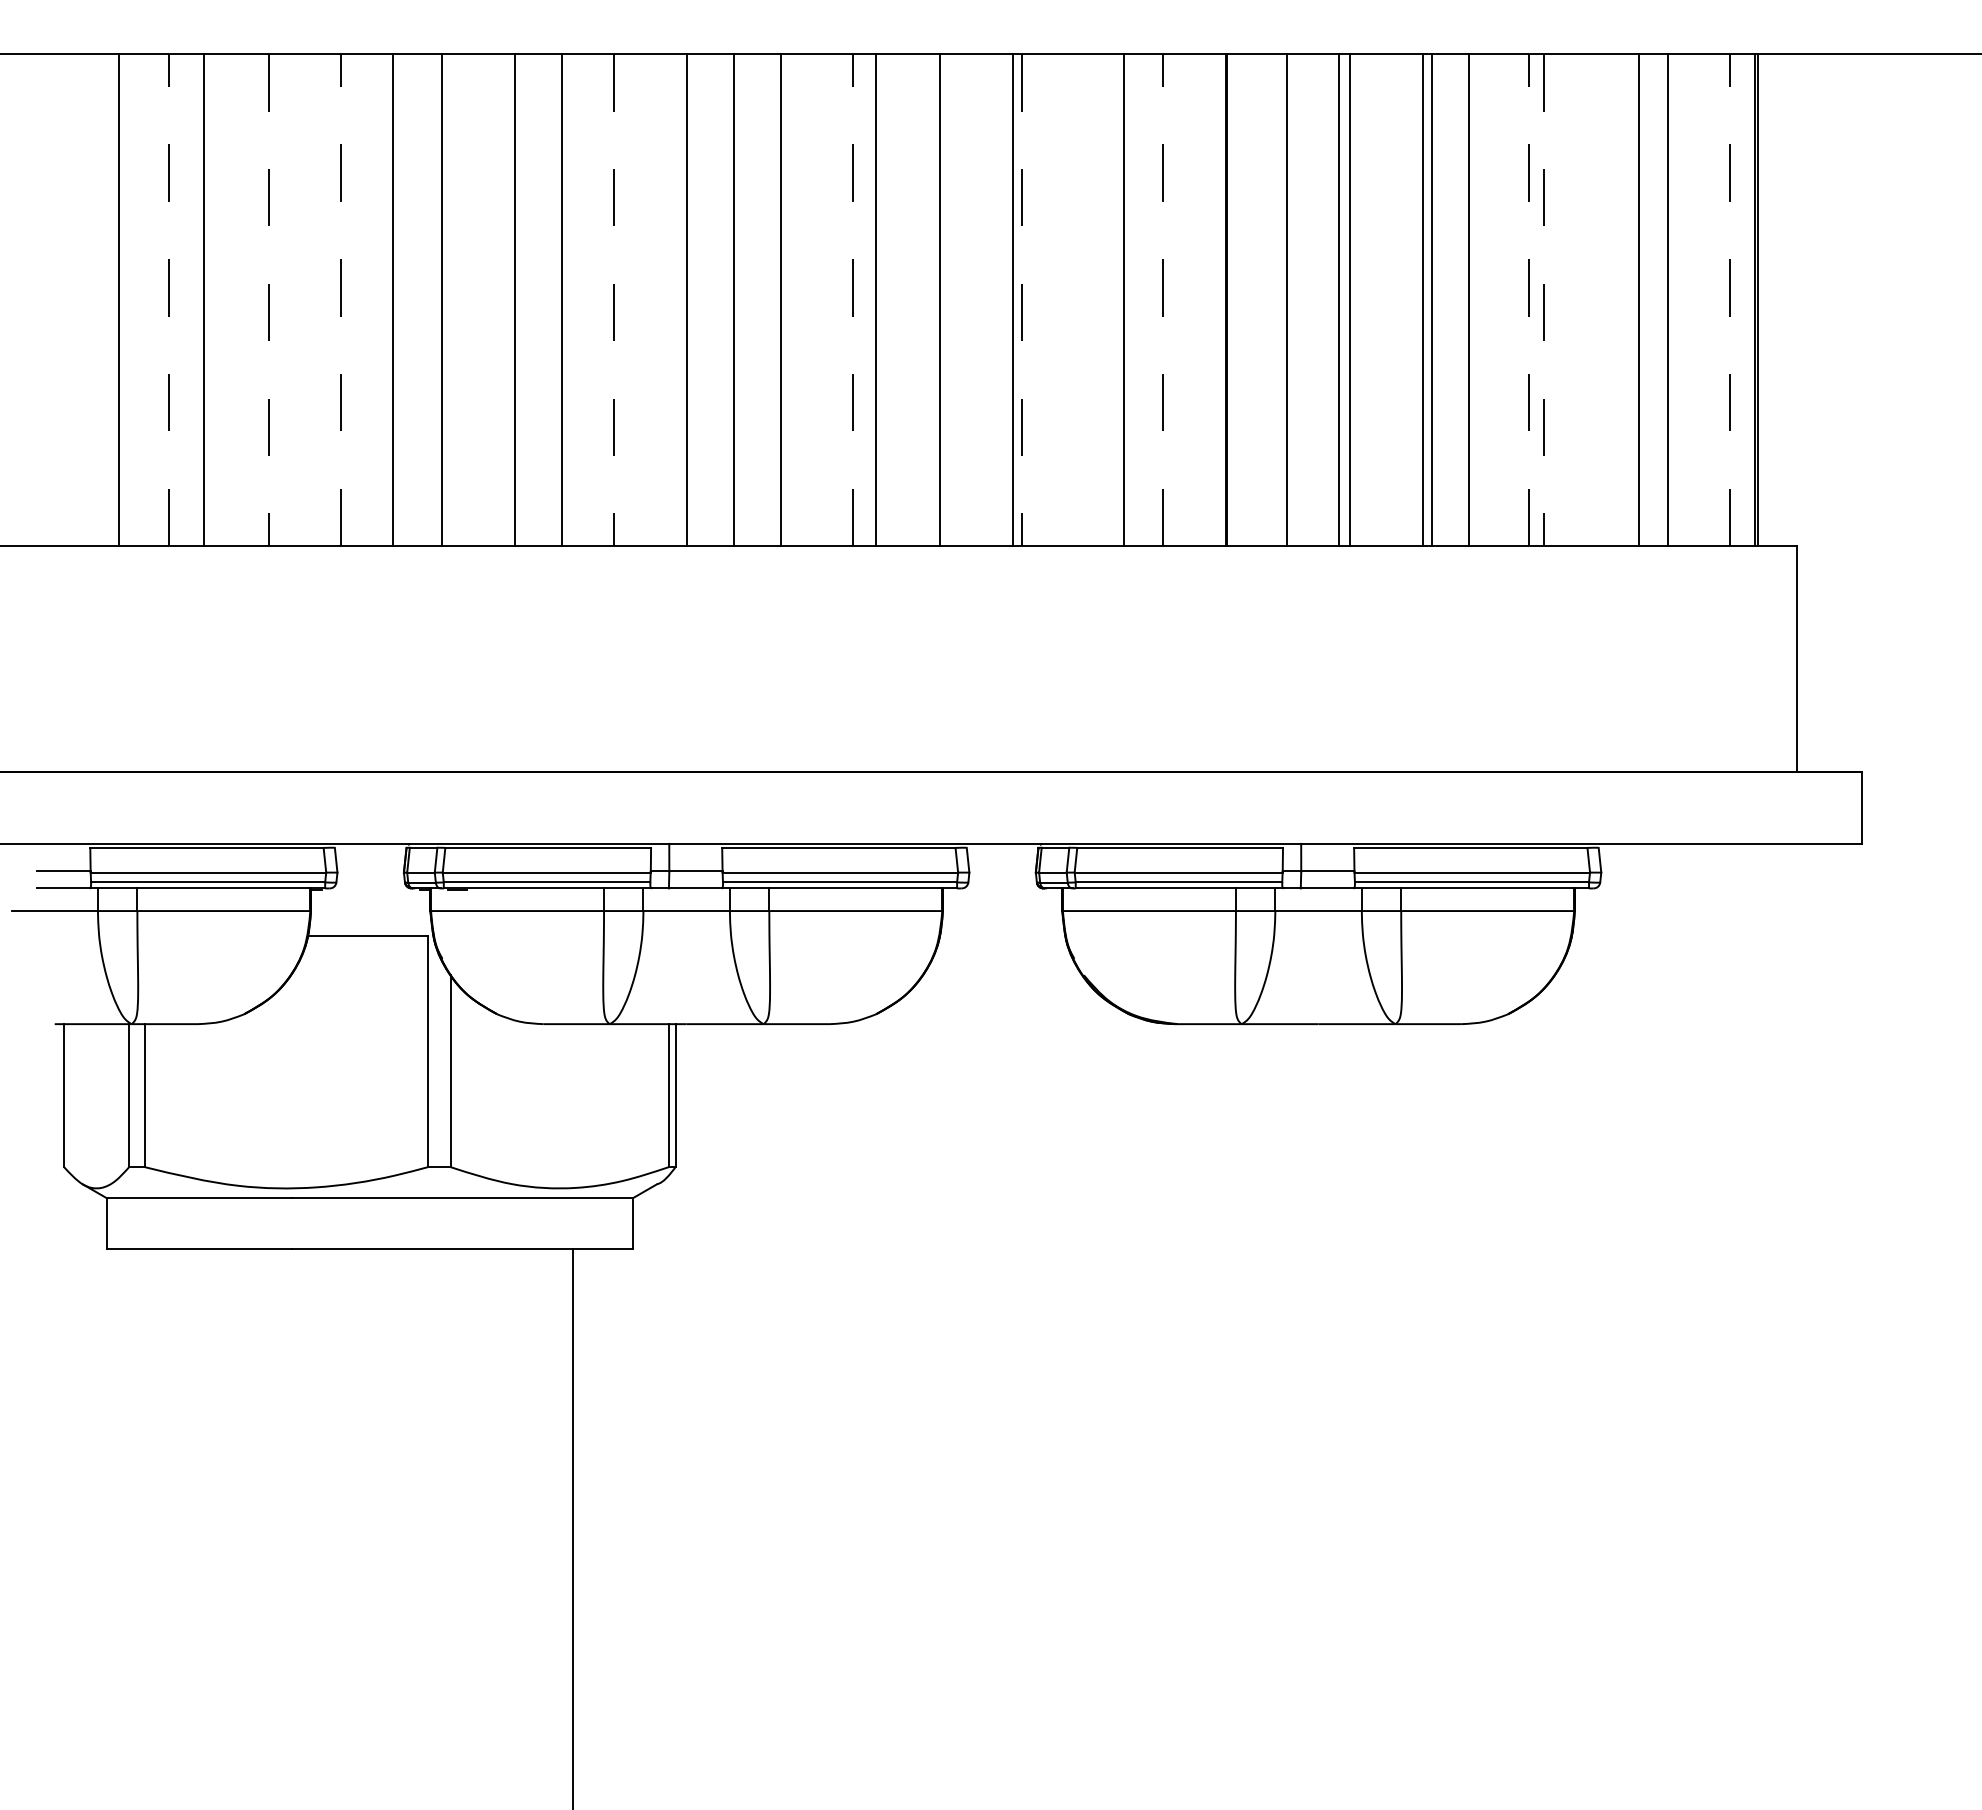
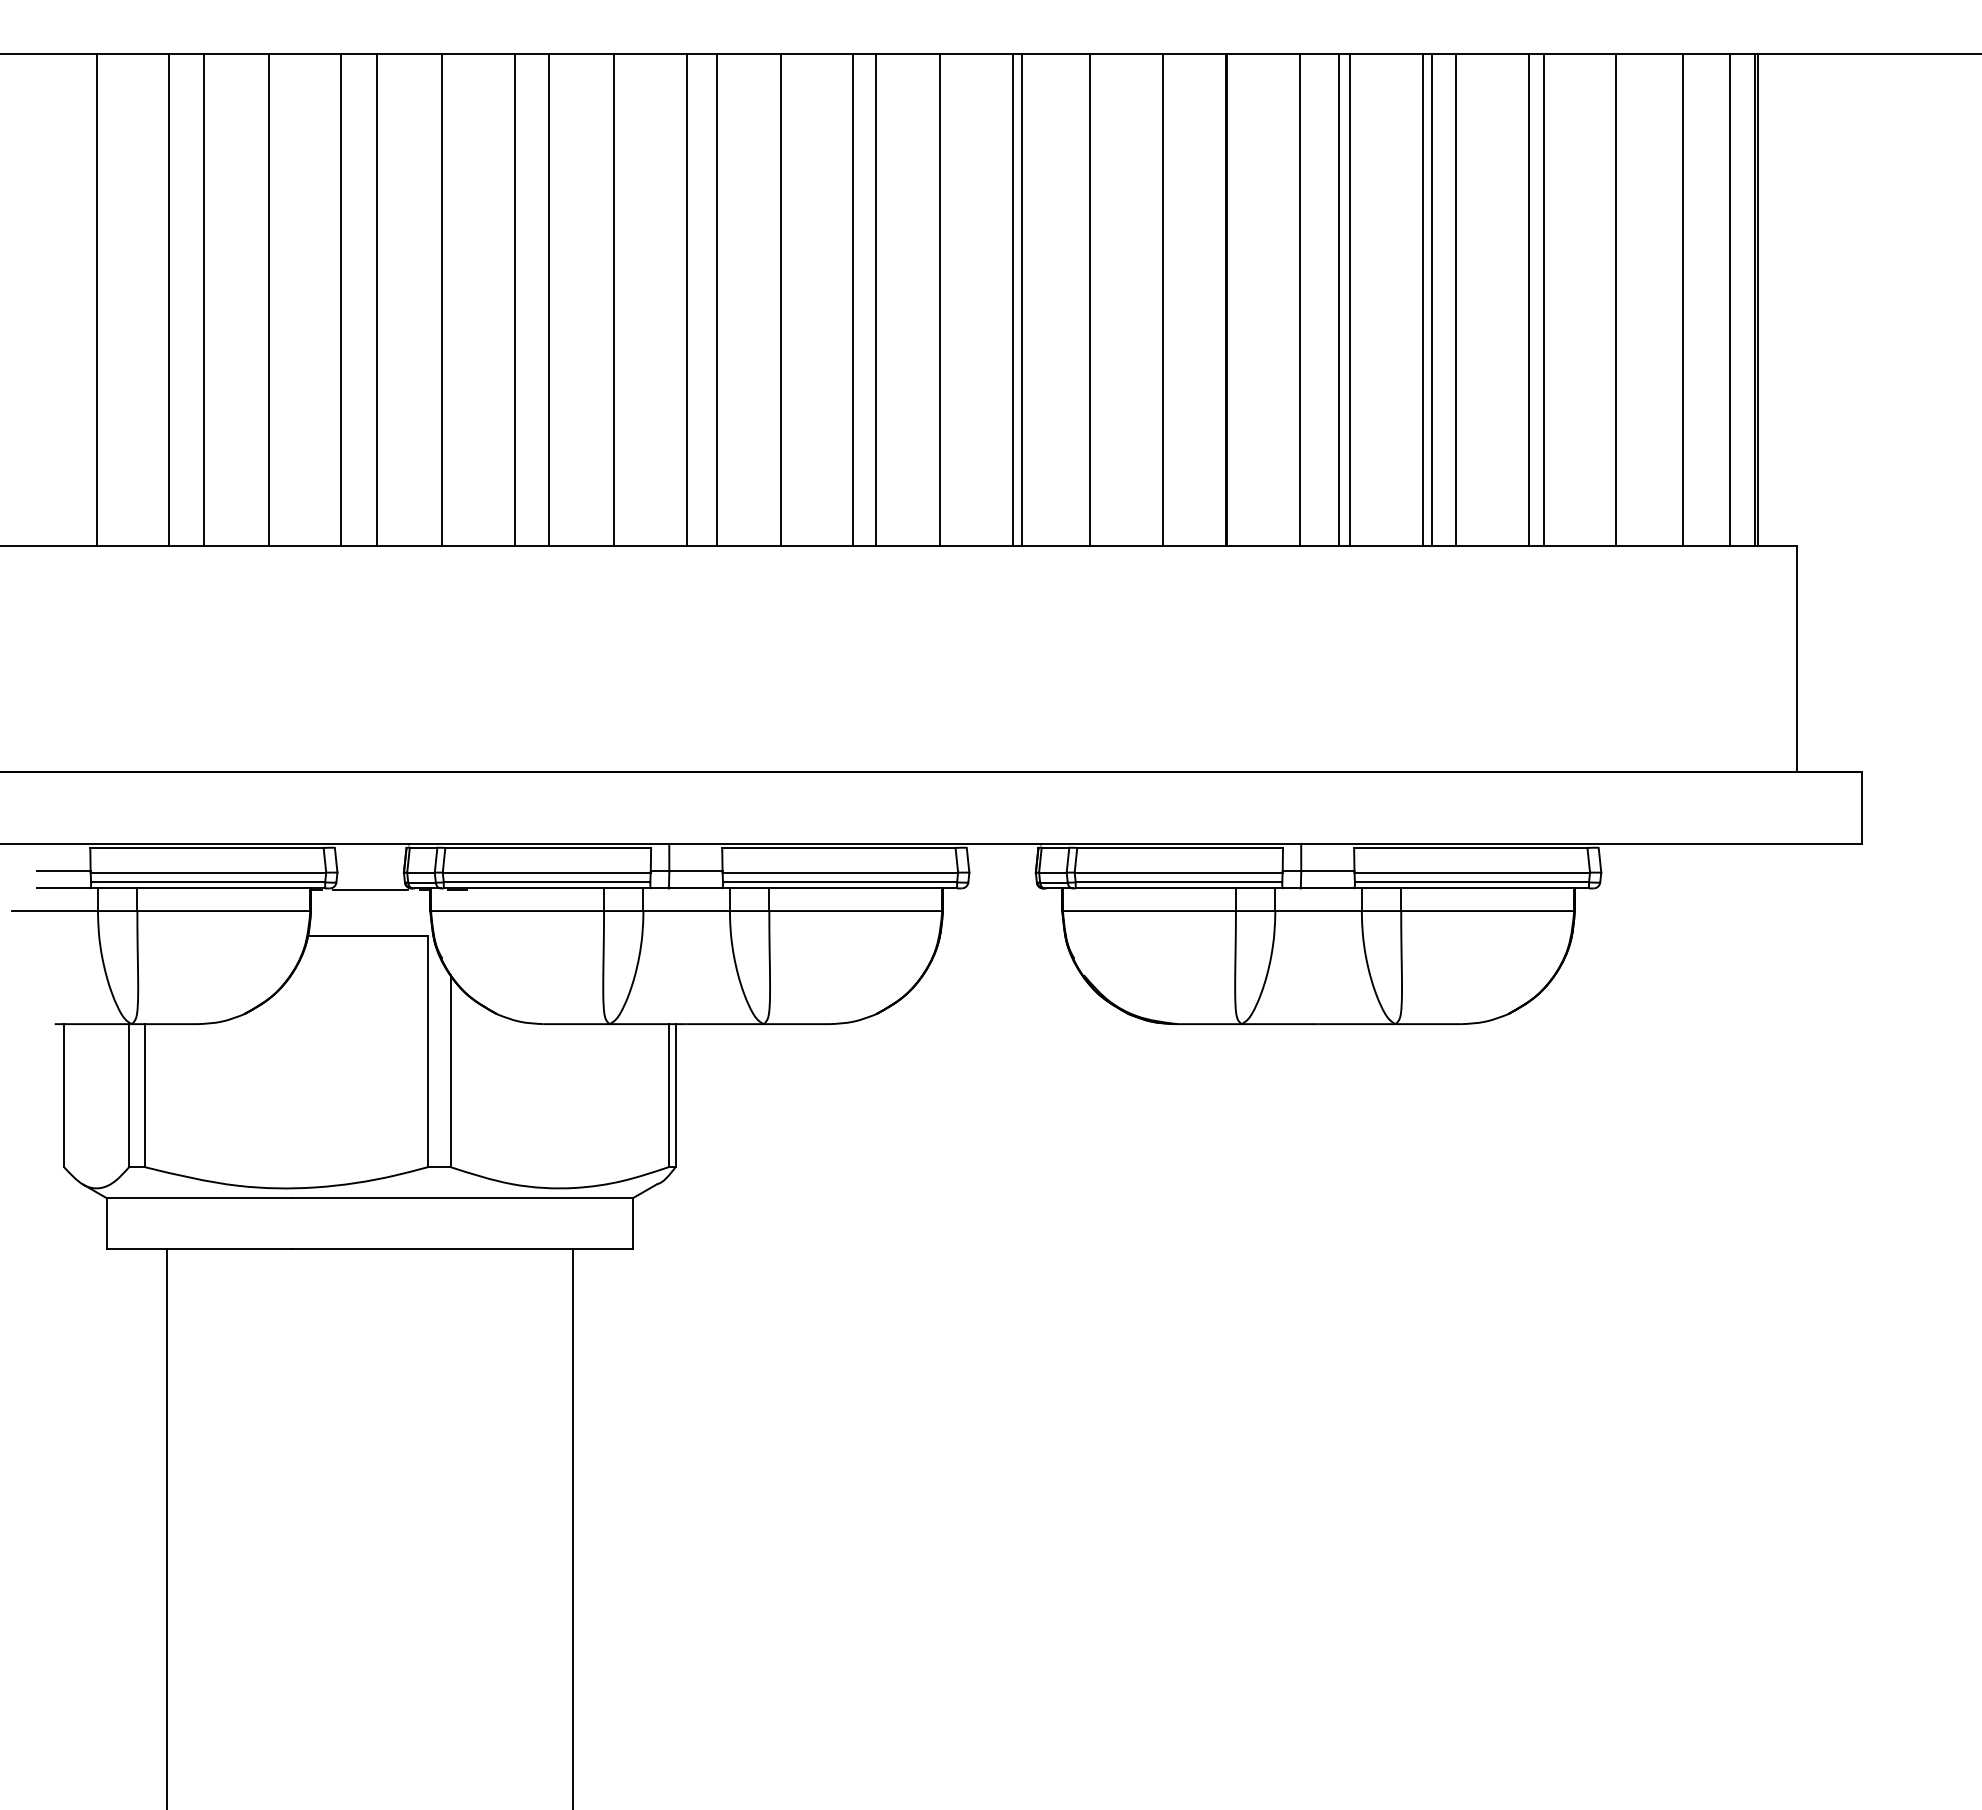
line position: (118, 299) -> (96, 299) (96, 299)
line position: (393, 299) -> (377, 299) (377, 299)
line position: (562, 299) -> (549, 299) (549, 299)
line position: (733, 299) -> (716, 299) (716, 299)
line position: (1124, 299) -> (1090, 299) (1090, 299)
line position: (1286, 299) -> (1299, 299) (1299, 299)
line position: (1469, 299) -> (1456, 299) (1456, 299)
line position: (1639, 299) -> (1616, 299) (1616, 299)
line position: (1668, 299) -> (1683, 299) (1683, 299)
line: dashed -> solid (169, 300)
line: dashed -> solid (268, 300)
line: dashed -> solid (341, 300)
line: dashed -> solid (614, 300)
line: dashed -> solid (853, 300)
line: dashed -> solid (1022, 300)
line: dashed -> solid (1162, 300)
line: dashed -> solid (1528, 300)
line: dashed -> solid (1543, 300)
line: dashed -> solid (1730, 300)
line: none -> present (370, 889)
line: none -> present (167, 1527)
